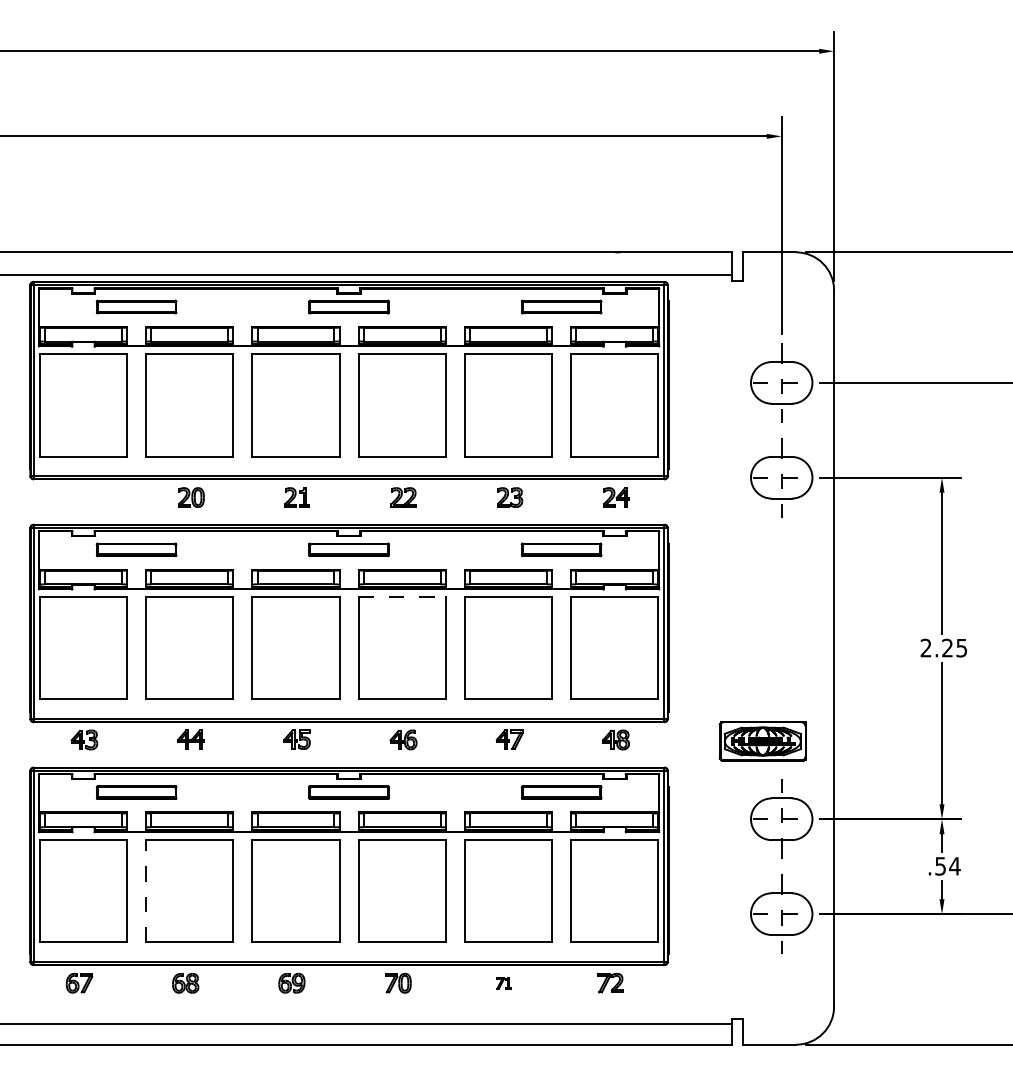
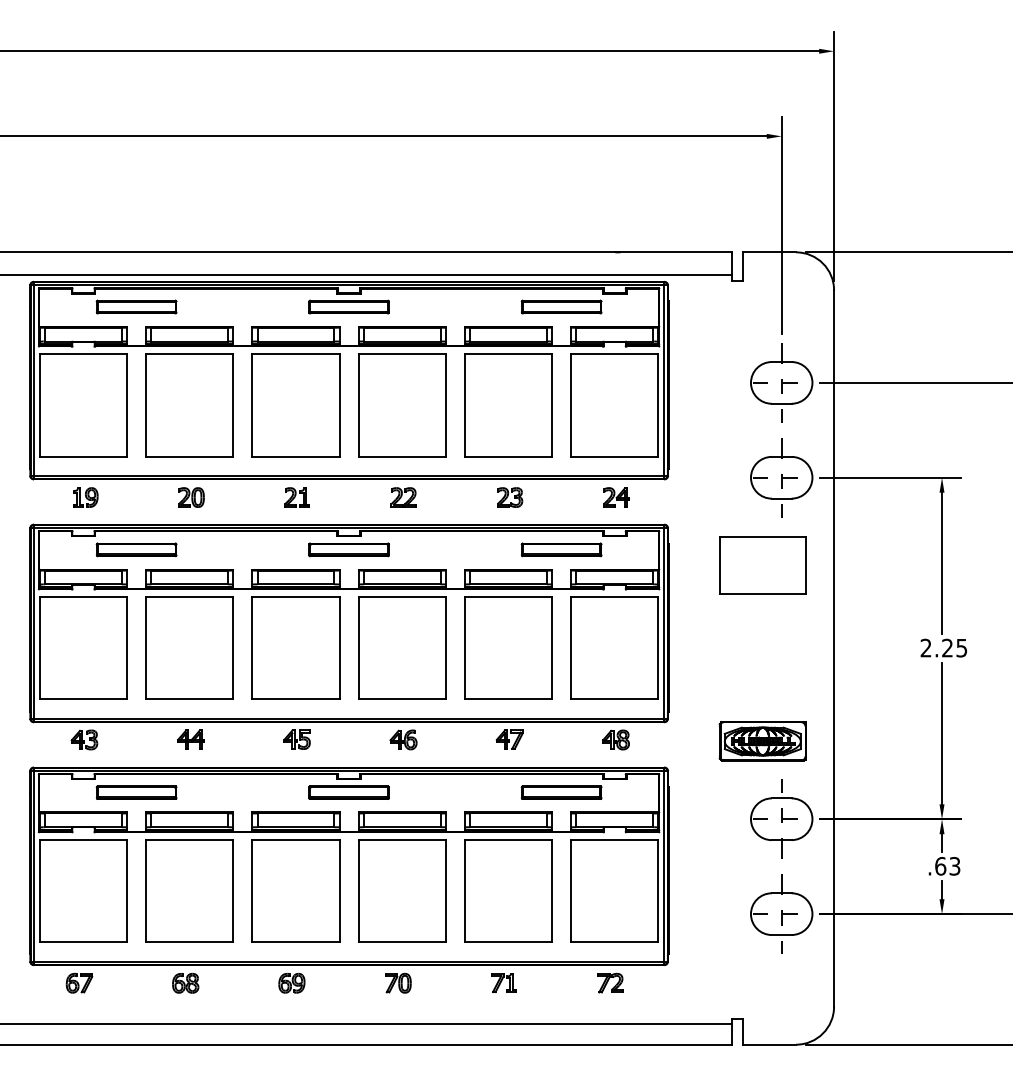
part: none -> present (85, 497)
part: none -> present (762, 565)
line: dashed -> solid (402, 596)
text: .54 -> .63 (947, 866)
line: dashed -> solid (146, 890)
part size: 16x13 px -> 26x21 px (503, 983)
